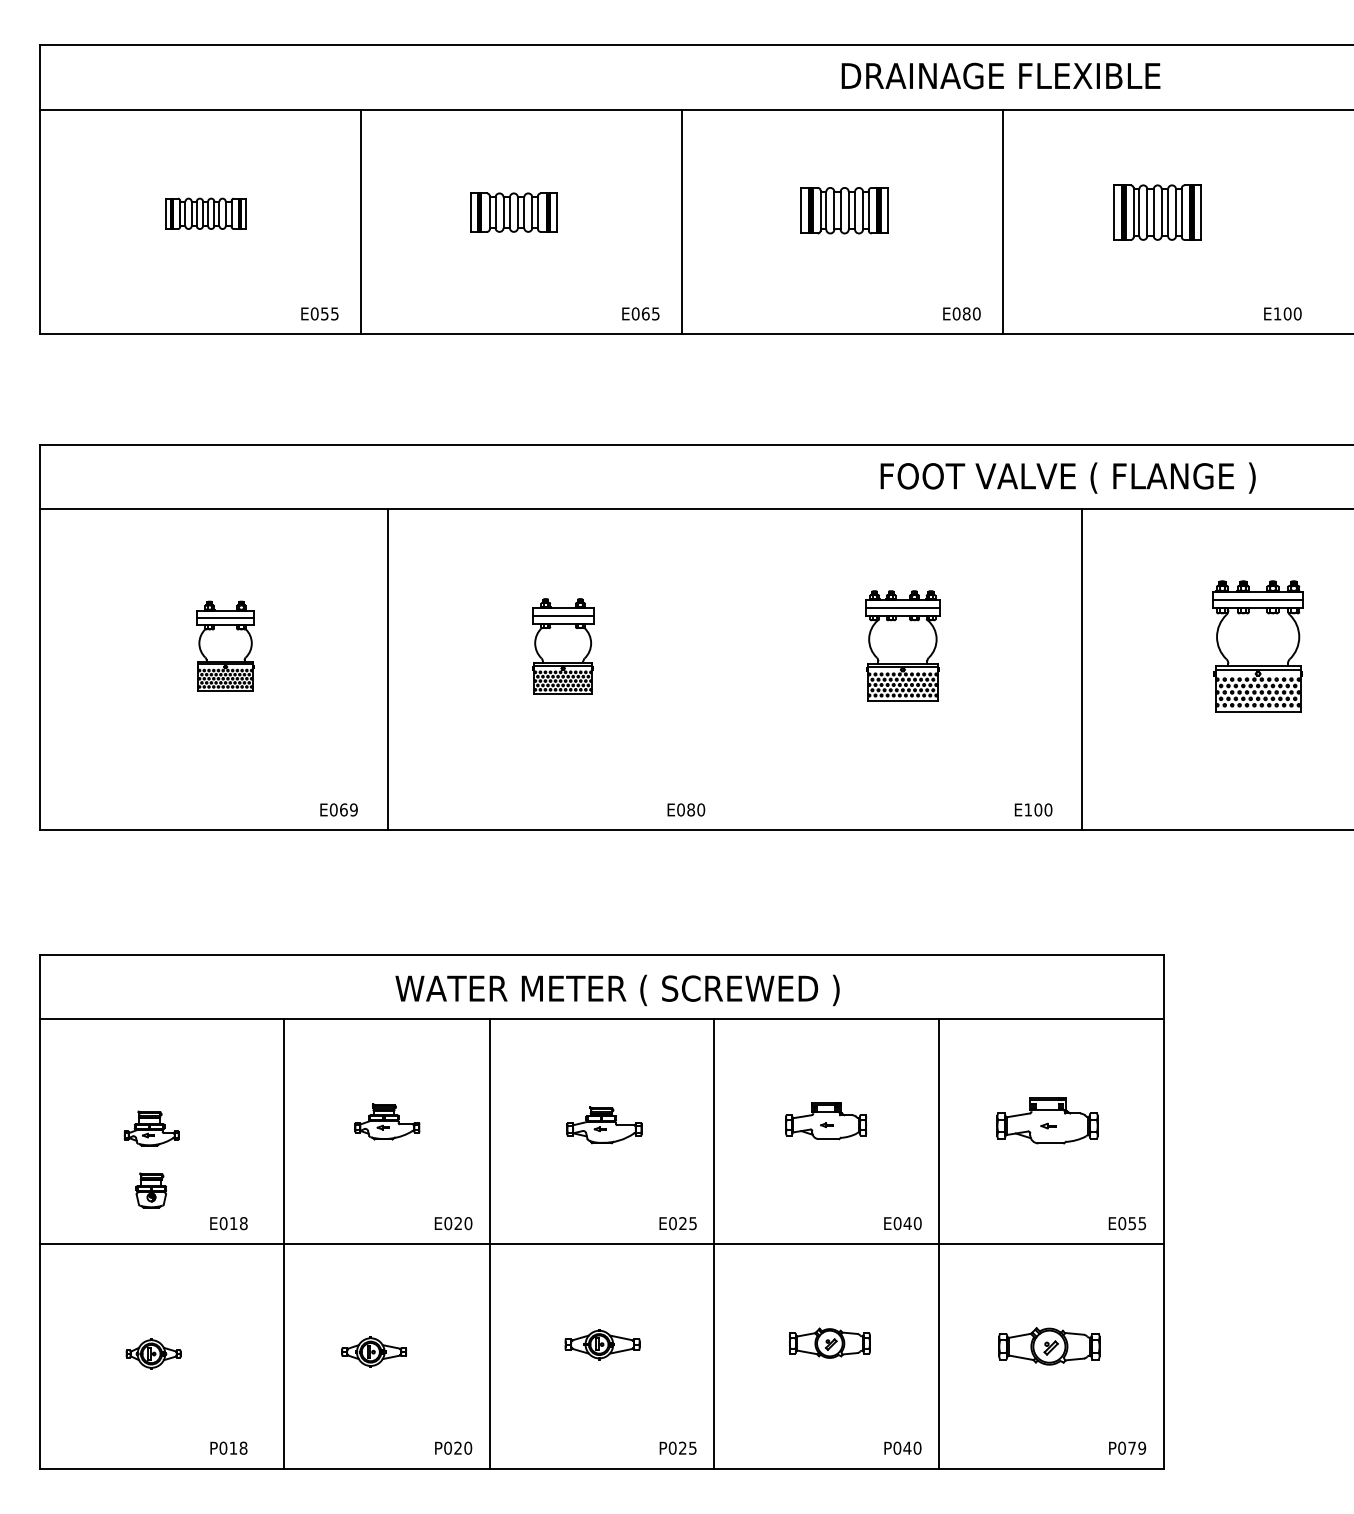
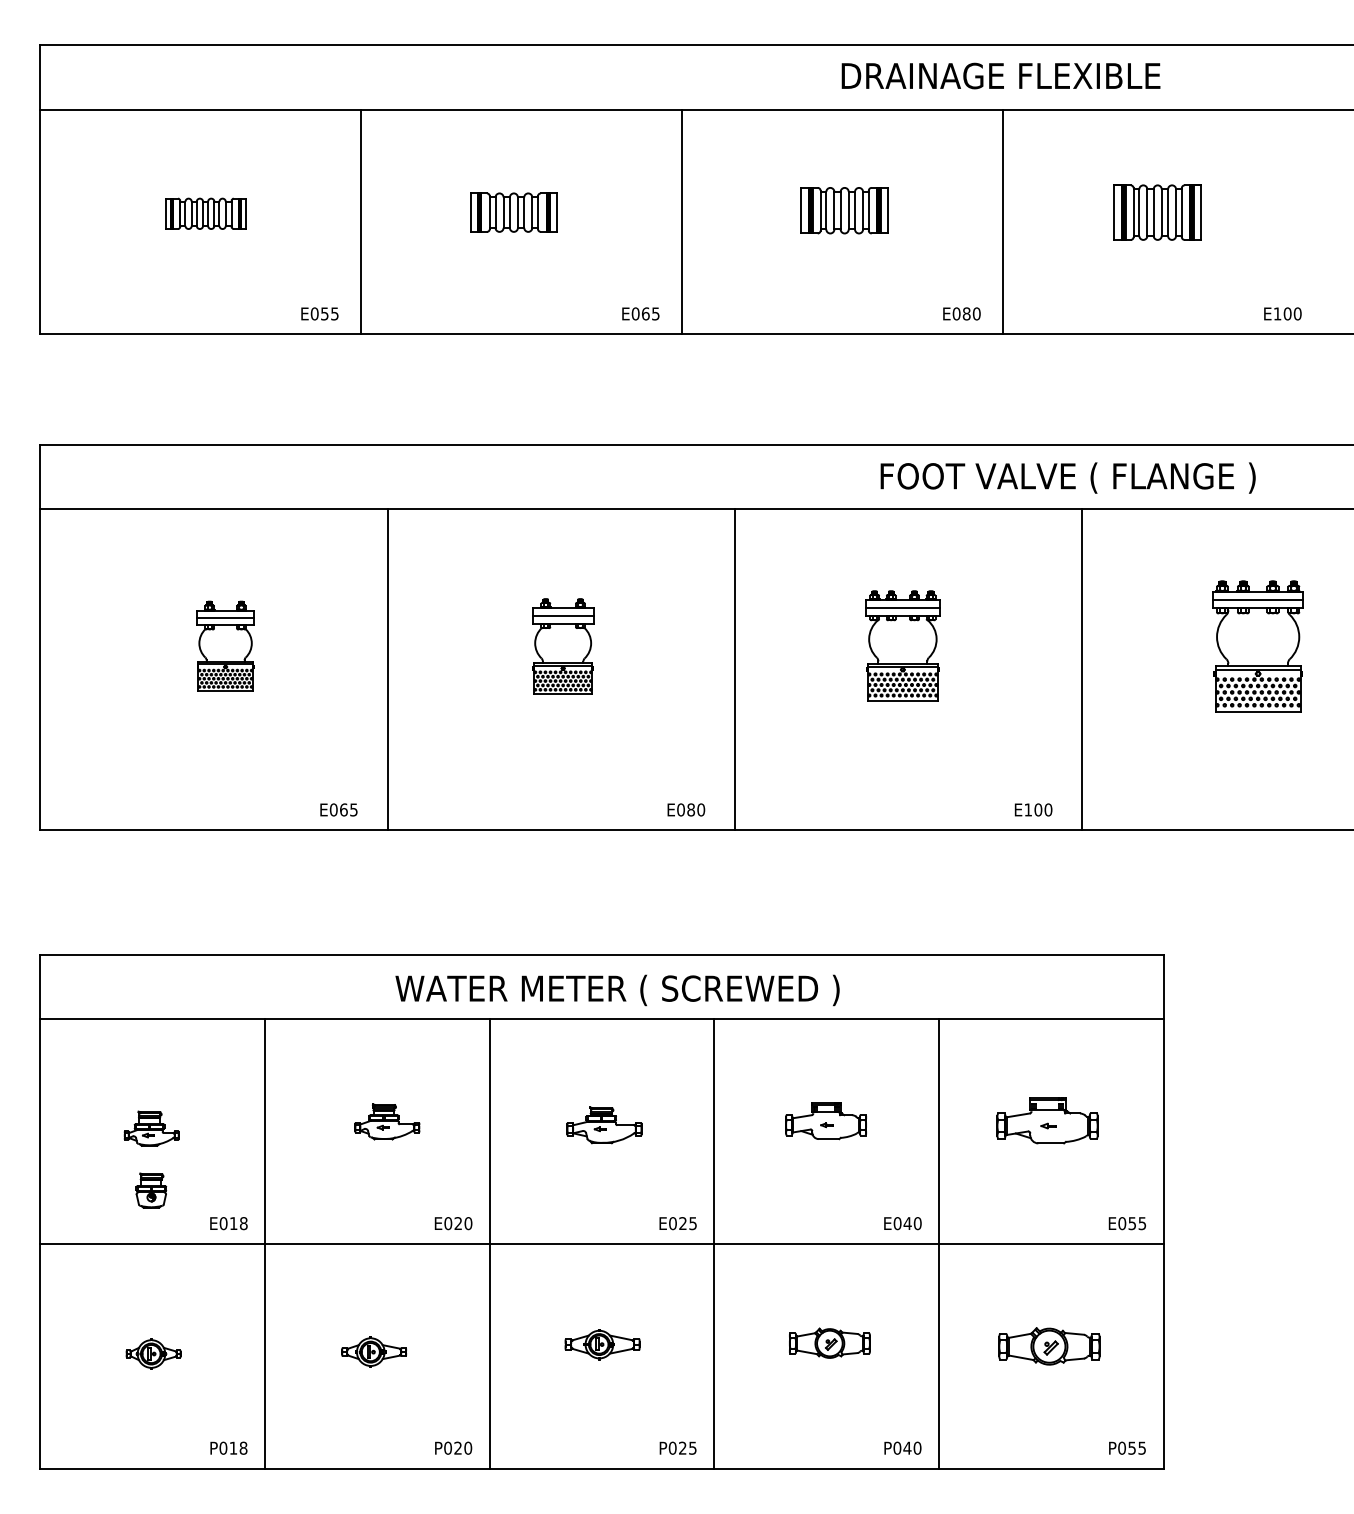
line: none -> present (734, 669)
text: E069 -> E065 (353, 809)
line position: (284, 1243) -> (265, 1243) (265, 1243)
text: P079 -> P055 (1137, 1447)
